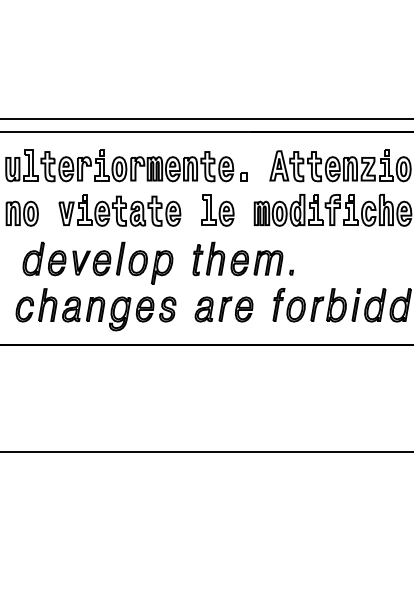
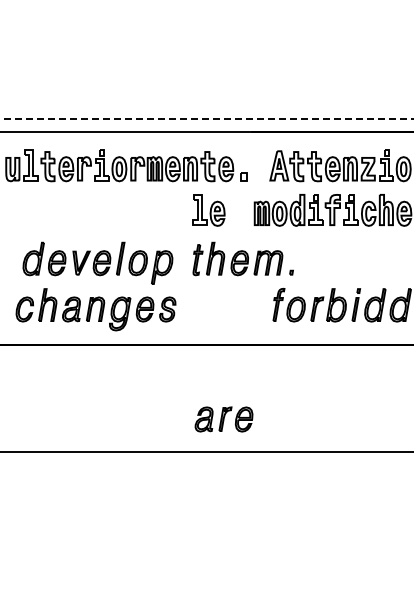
line: solid -> dashed (207, 119)
part: present -> none (119, 210)
part position: (217, 210) -> (208, 210) (208, 210)
part: present -> none (21, 213)
part position: (223, 309) -> (223, 419) (223, 419)
